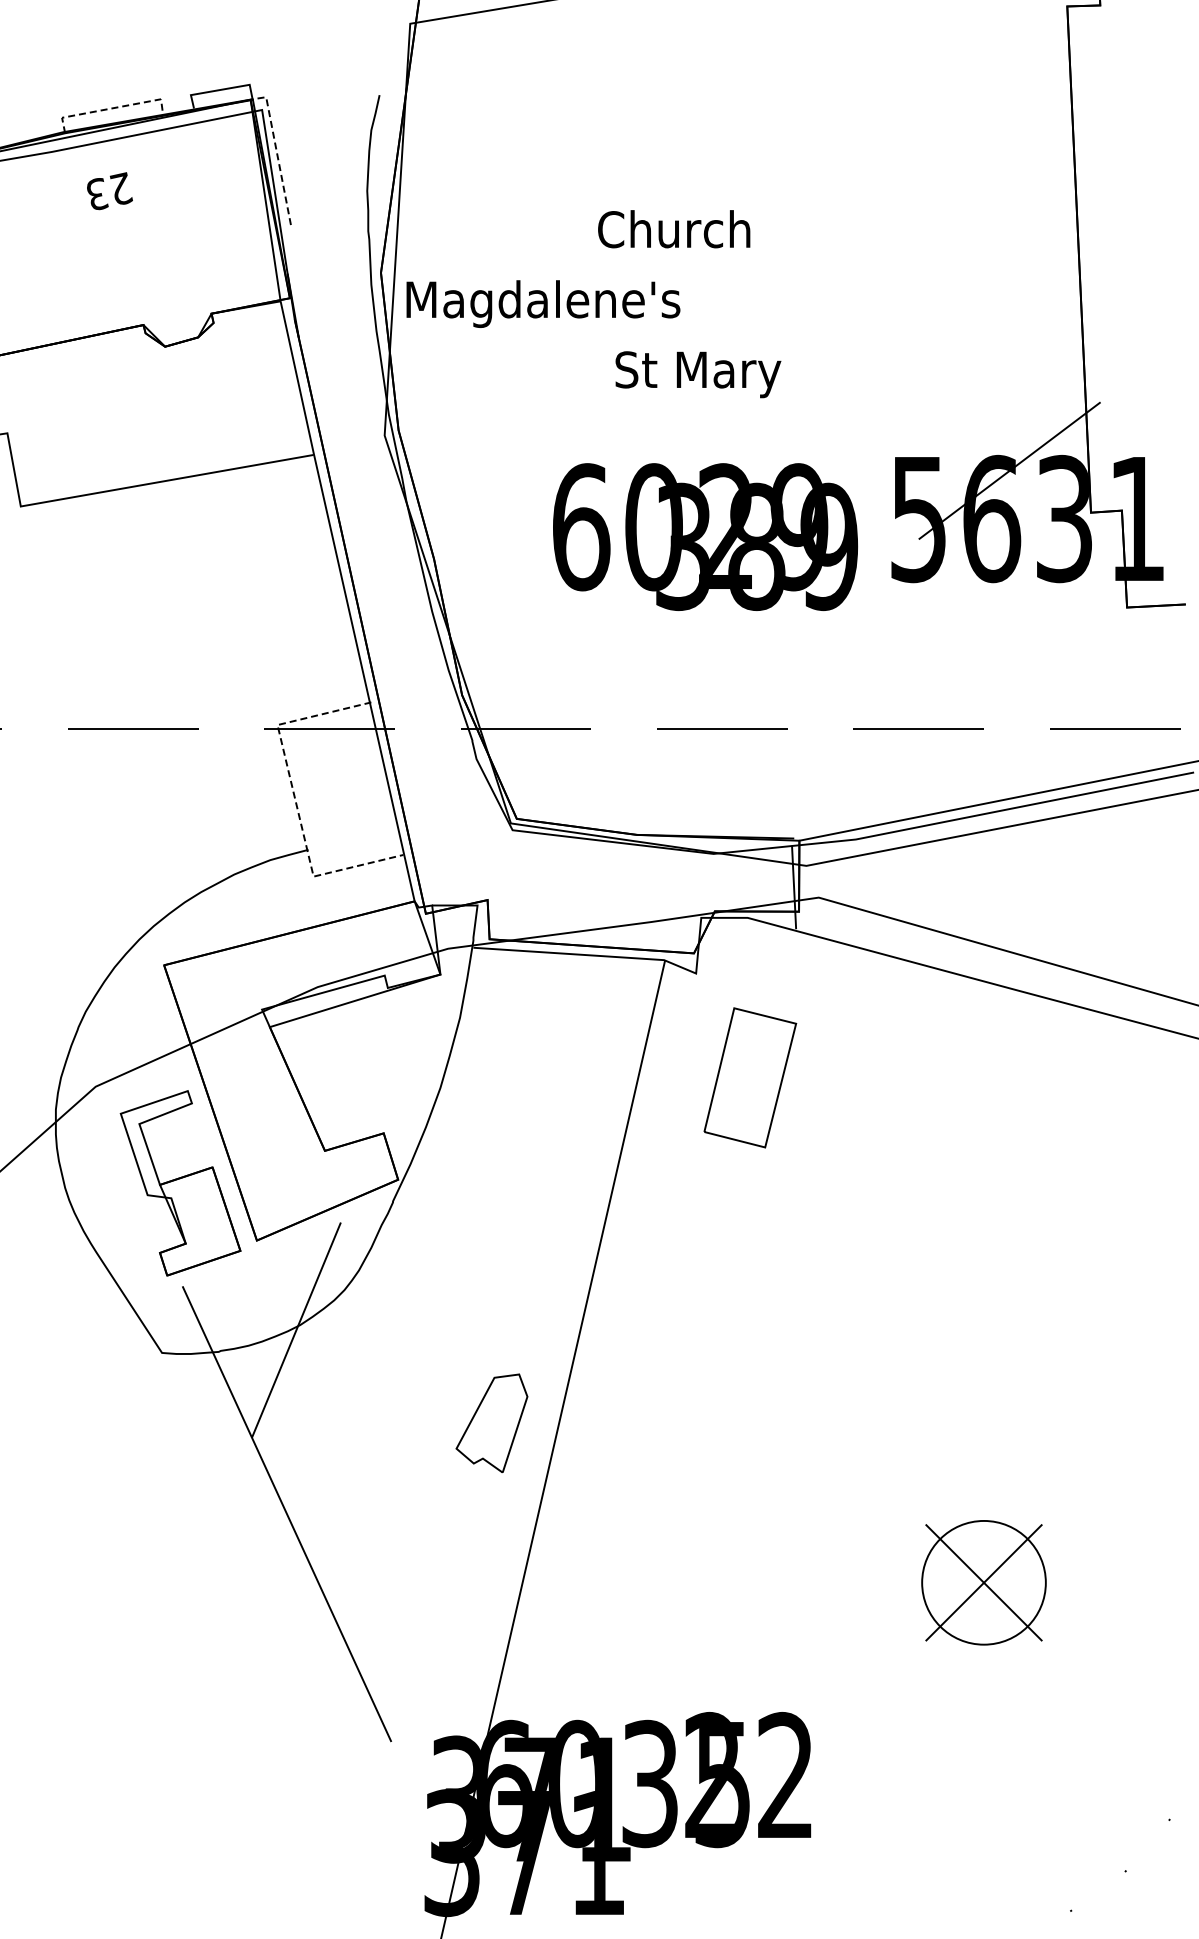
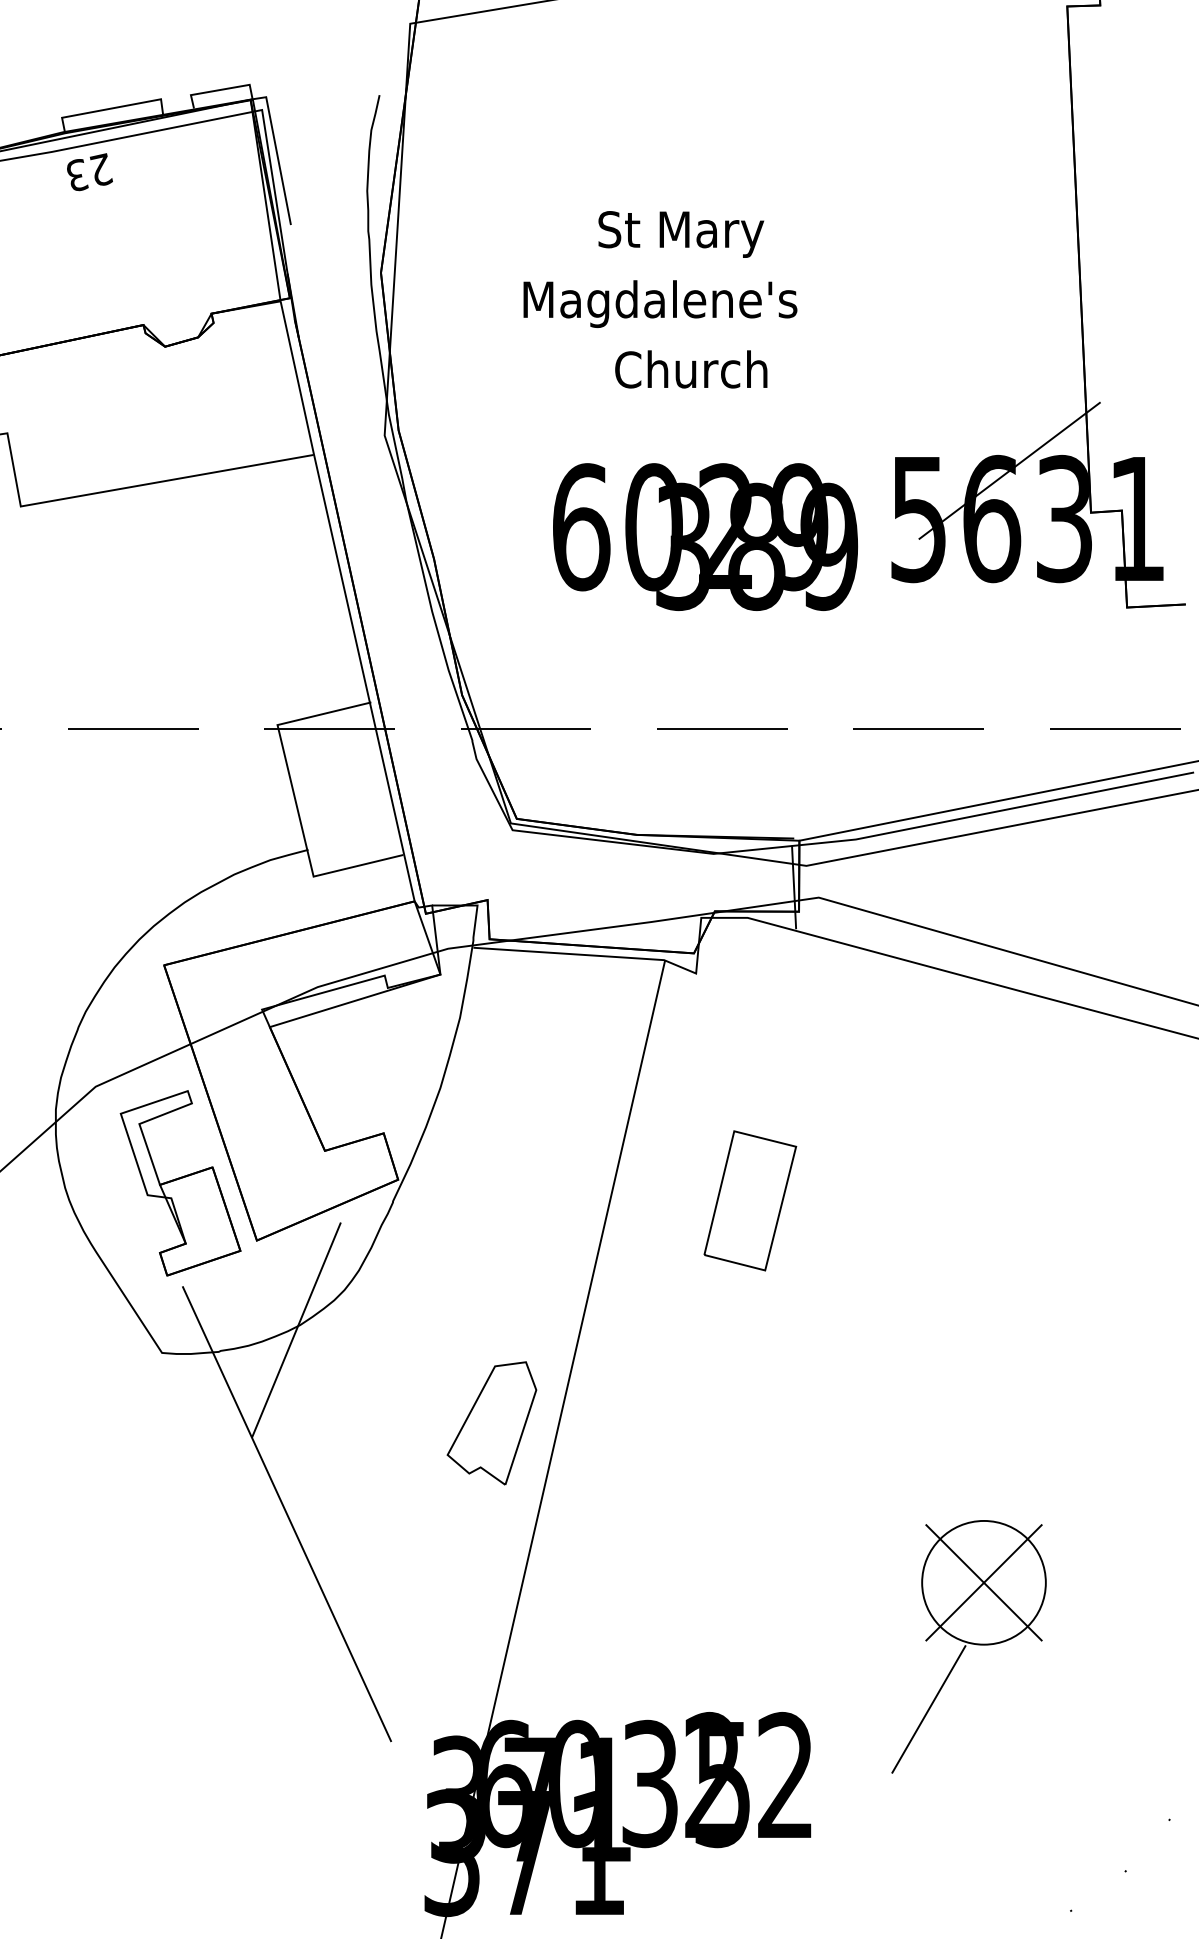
line: dashed -> solid (112, 108)
line: dashed -> solid (277, 153)
text position: (109, 191) -> (89, 172) (89, 172)
text: Church -> St Mary (681, 233)
text position: (543, 303) -> (660, 303) (660, 303)
text: St Mary -> Church (698, 374)
line: dashed -> solid (295, 798)
part position: (750, 1077) -> (750, 1200) (750, 1200)
part size: 74x101 px -> 92x125 px (491, 1423)
line: none -> present (928, 1709)
